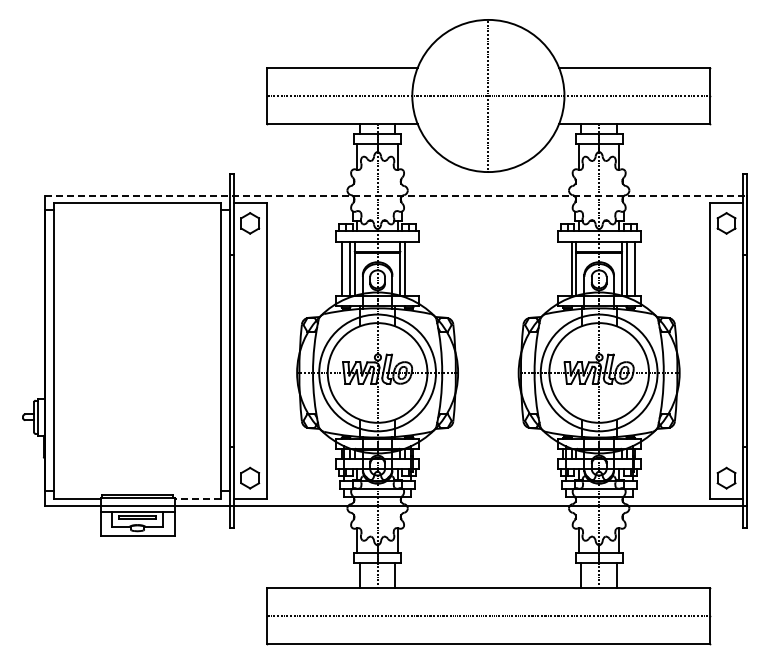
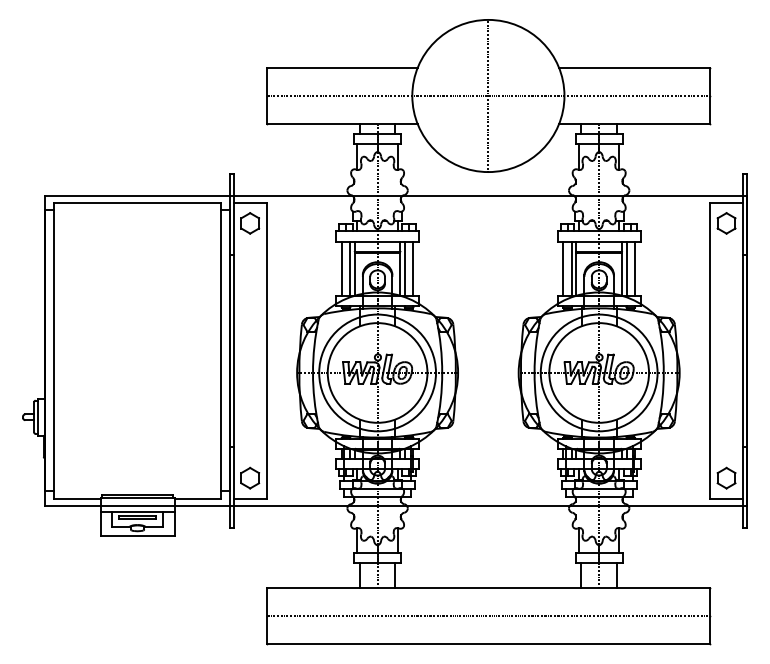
line: dashed -> solid (396, 195)
line: none -> present (413, 268)
line: none -> present (563, 268)
line: dashed -> solid (197, 498)
